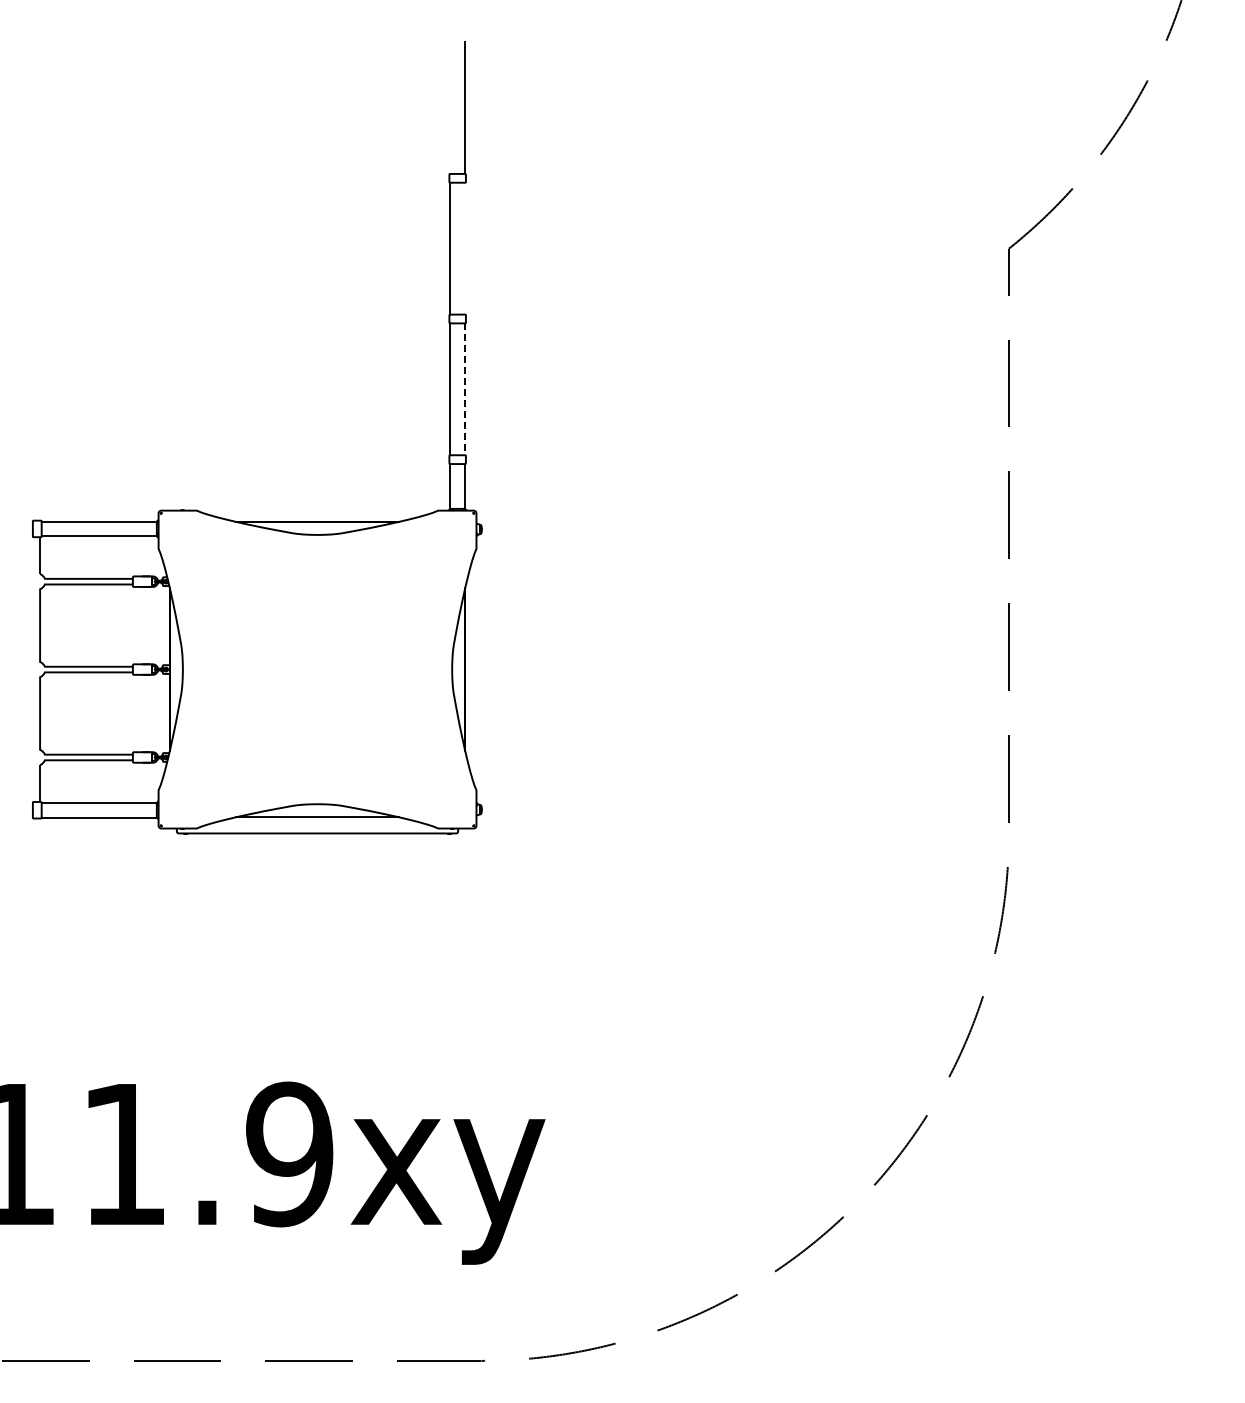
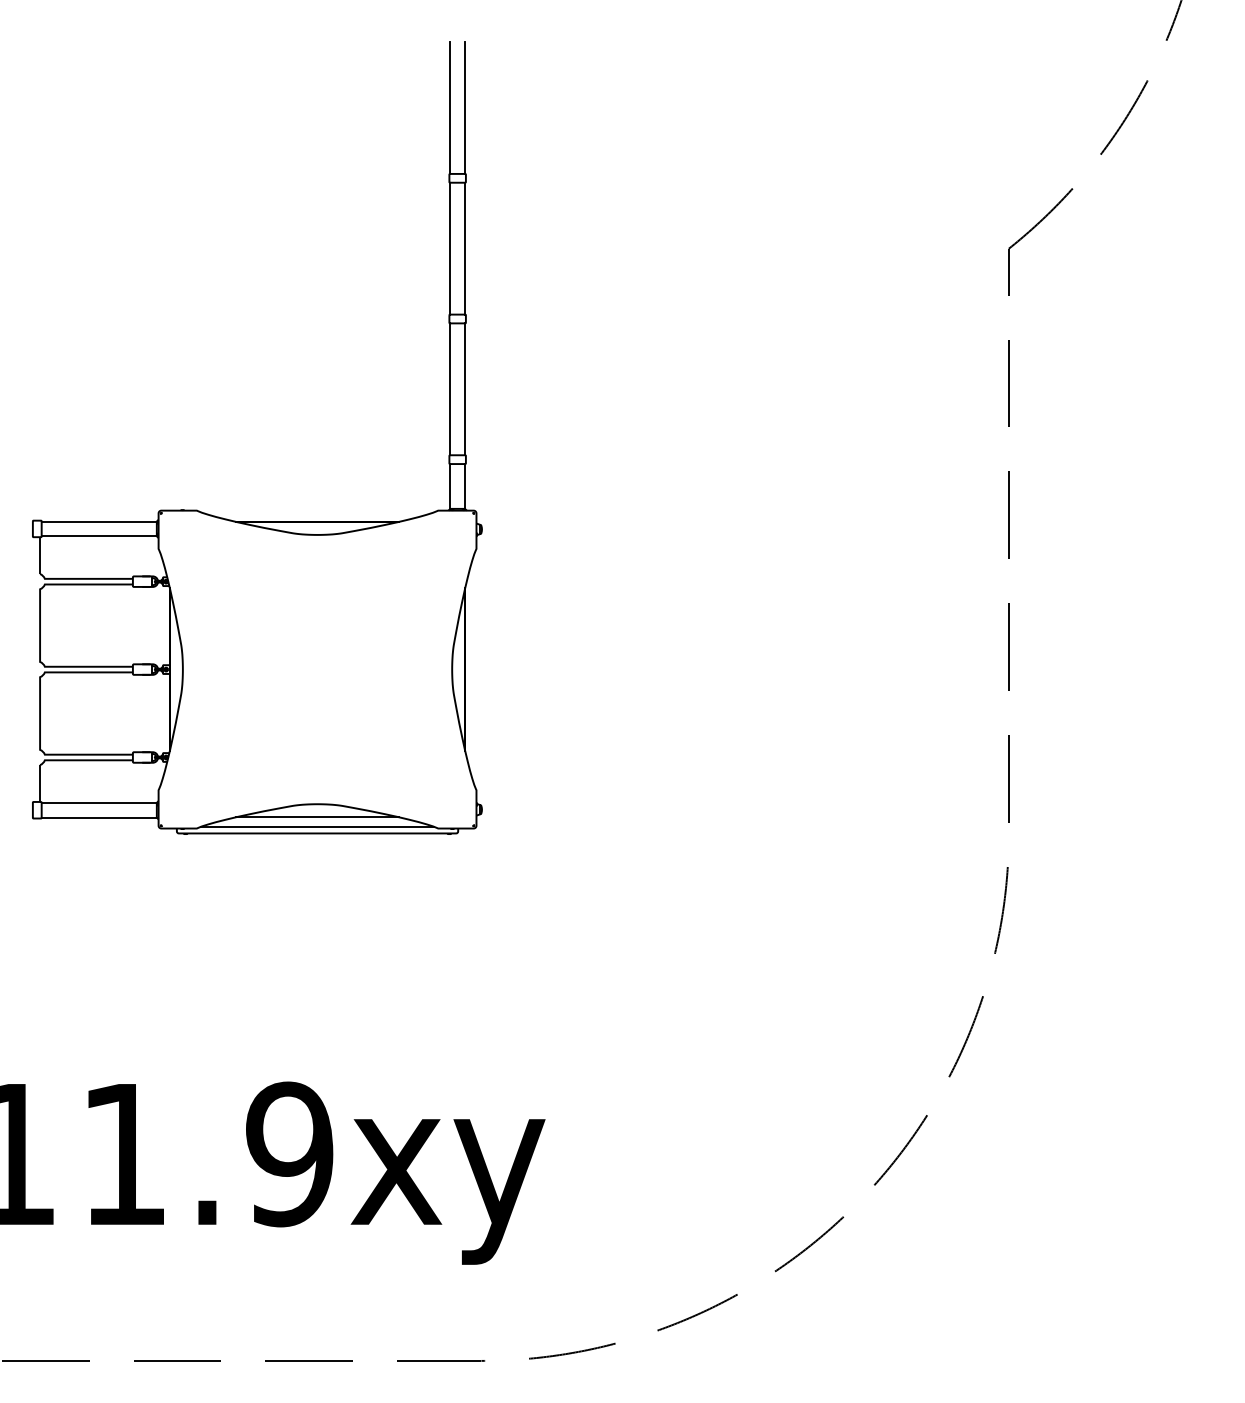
line: none -> present (450, 107)
line: none -> present (465, 248)
line: dashed -> solid (465, 389)
line: none -> present (317, 826)
